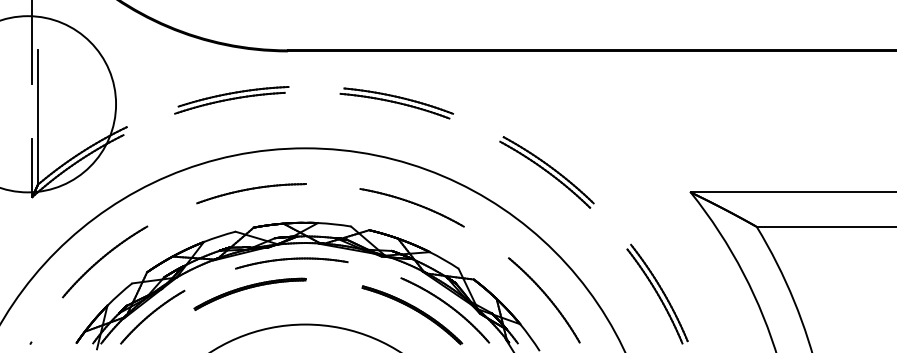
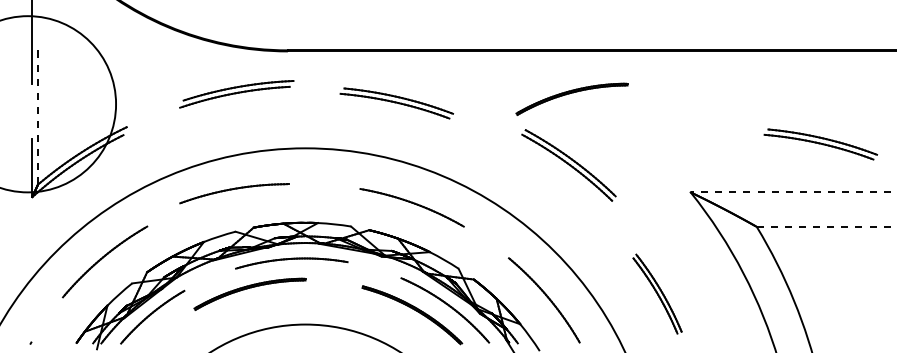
part: none -> present (571, 98)
part position: (231, 100) -> (236, 94) (236, 94)
line: solid -> dashed (38, 118)
part: none -> present (820, 144)
part position: (546, 172) -> (568, 165) (568, 165)
line: solid -> dashed (793, 192)
part position: (251, 193) -> (234, 193) (234, 193)
line: solid -> dashed (826, 226)
part size: 63x102 px -> 51x82 px (657, 293)
